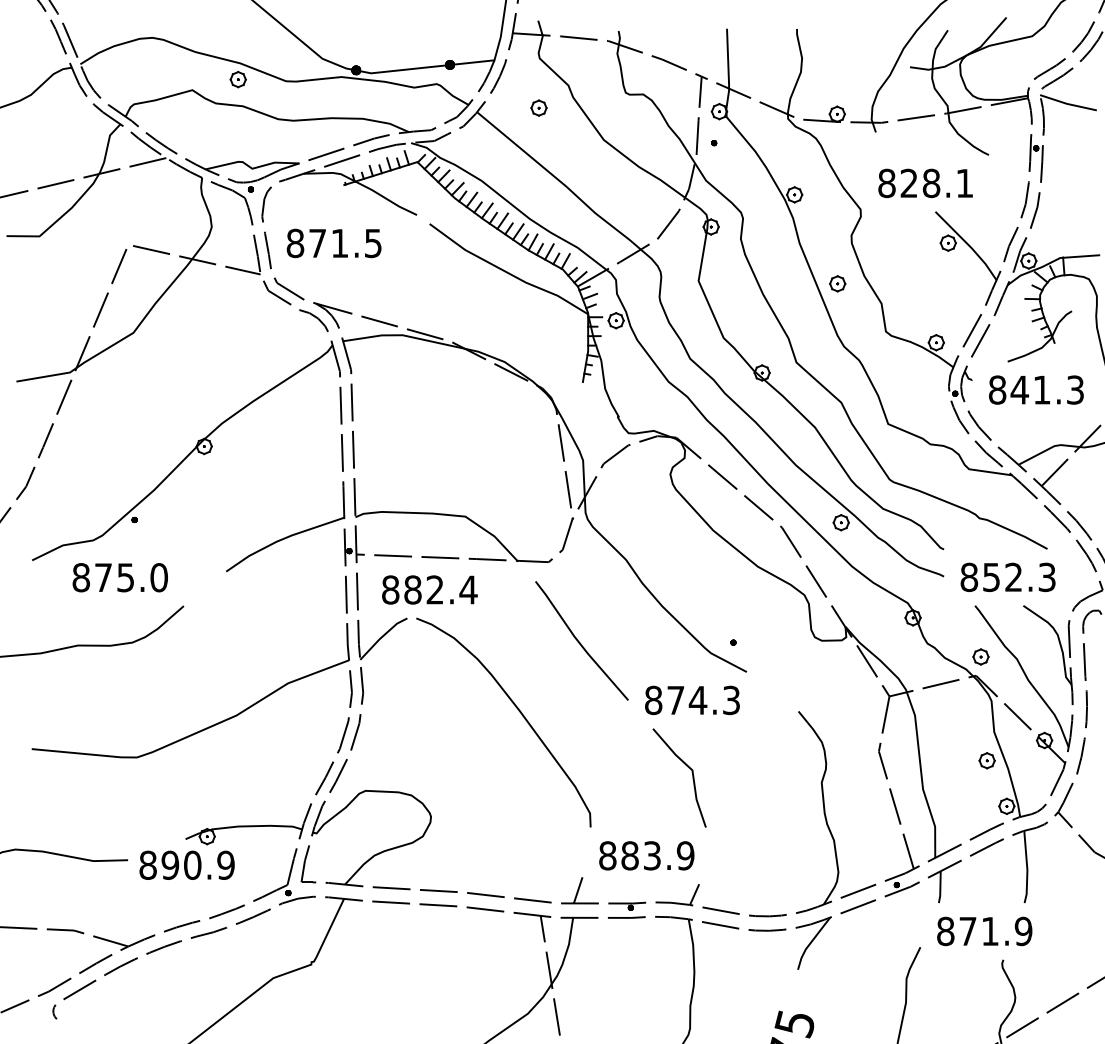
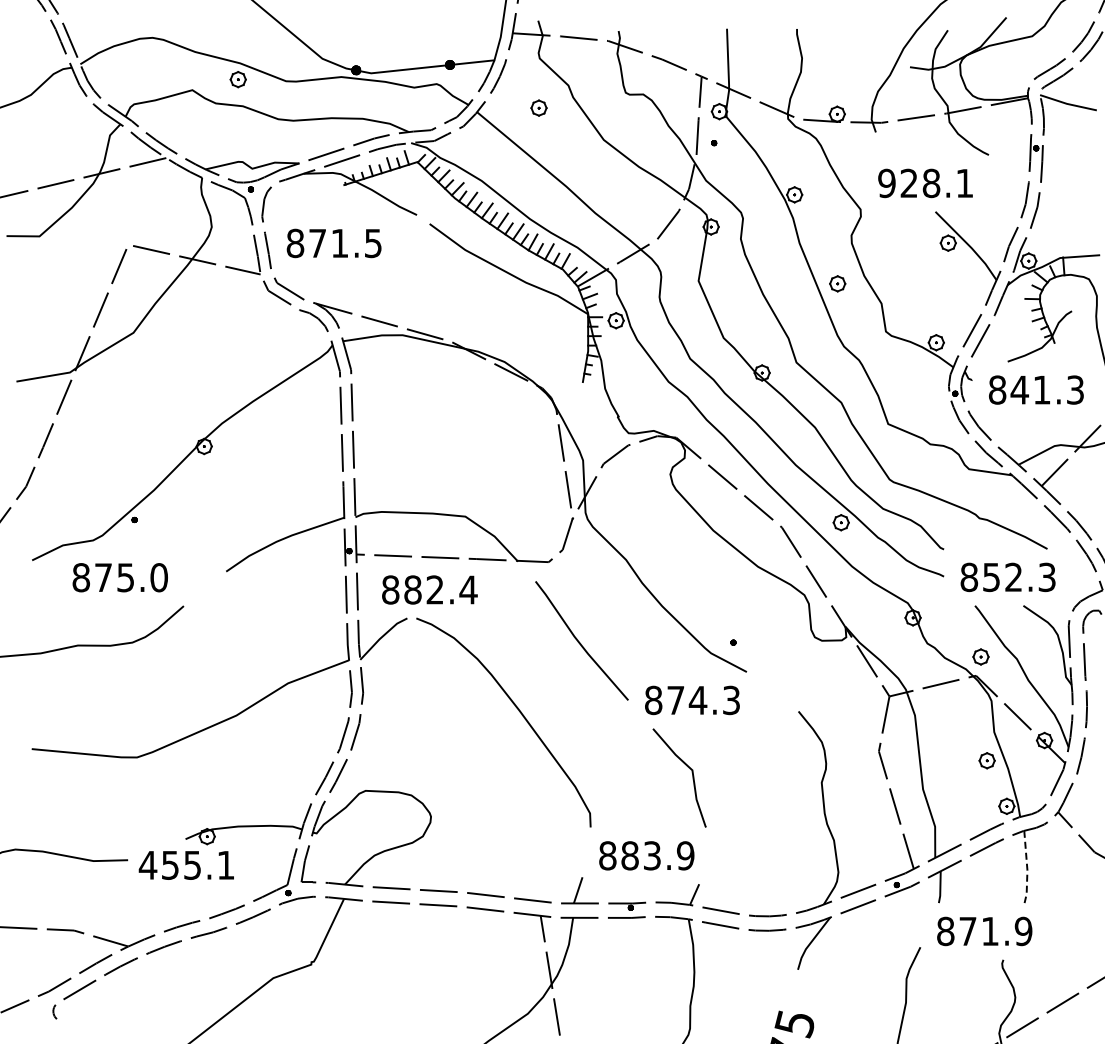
text: 828.1 -> 928.1 (886, 183)
text: 890.9 -> 455.1 (186, 864)
line: solid -> dashed (1027, 868)
